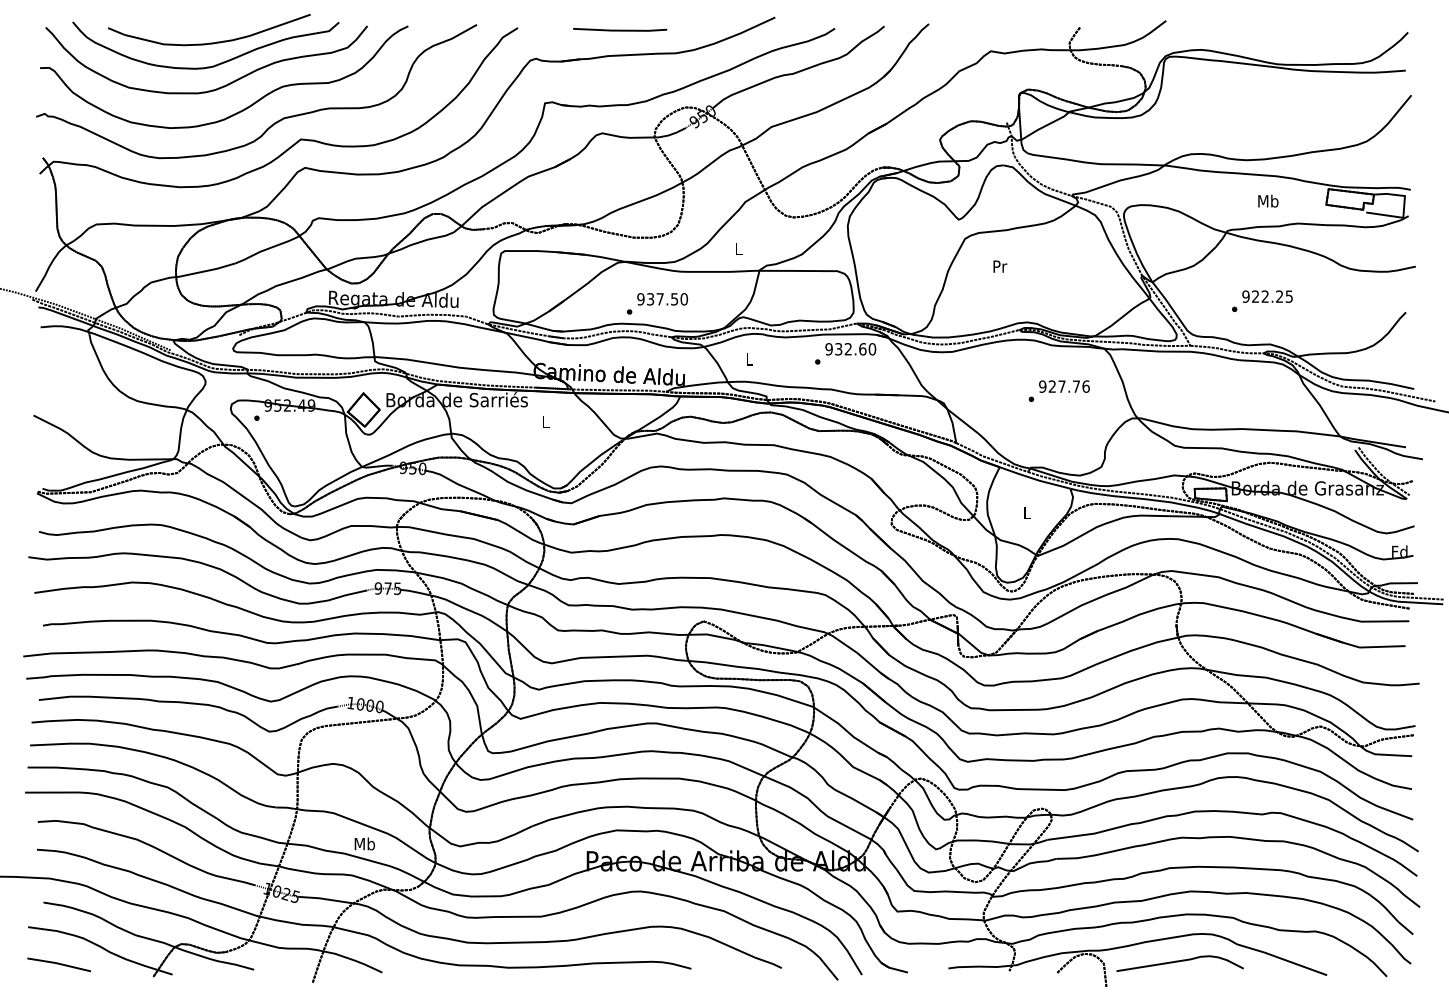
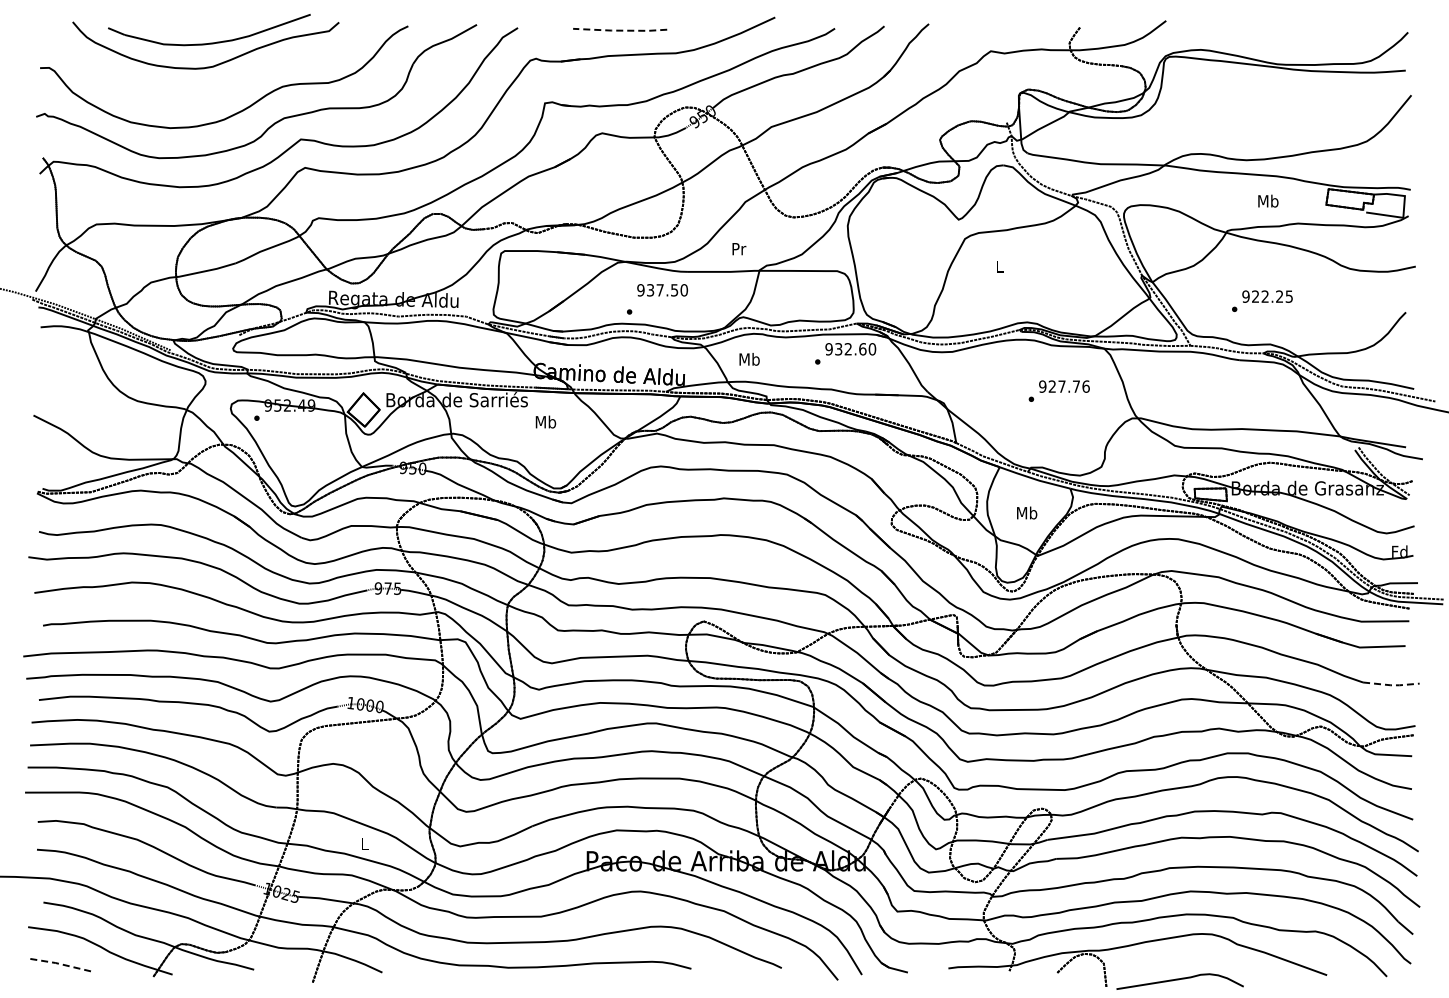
line: solid -> dashed (620, 30)
curve: present -> none (218, 87)
text: L -> Pr (739, 249)
text: Pr -> L (1000, 266)
text position: (662, 299) -> (662, 290) (662, 290)
text: L -> Mb (749, 359)
text: L -> Mb (545, 421)
text: L -> Mb (1027, 512)
line: solid -> dashed (1391, 685)
text: Mb -> L (364, 843)
curve position: (1179, 962) -> (1179, 980) (1179, 980)
line: solid -> dashed (58, 963)
